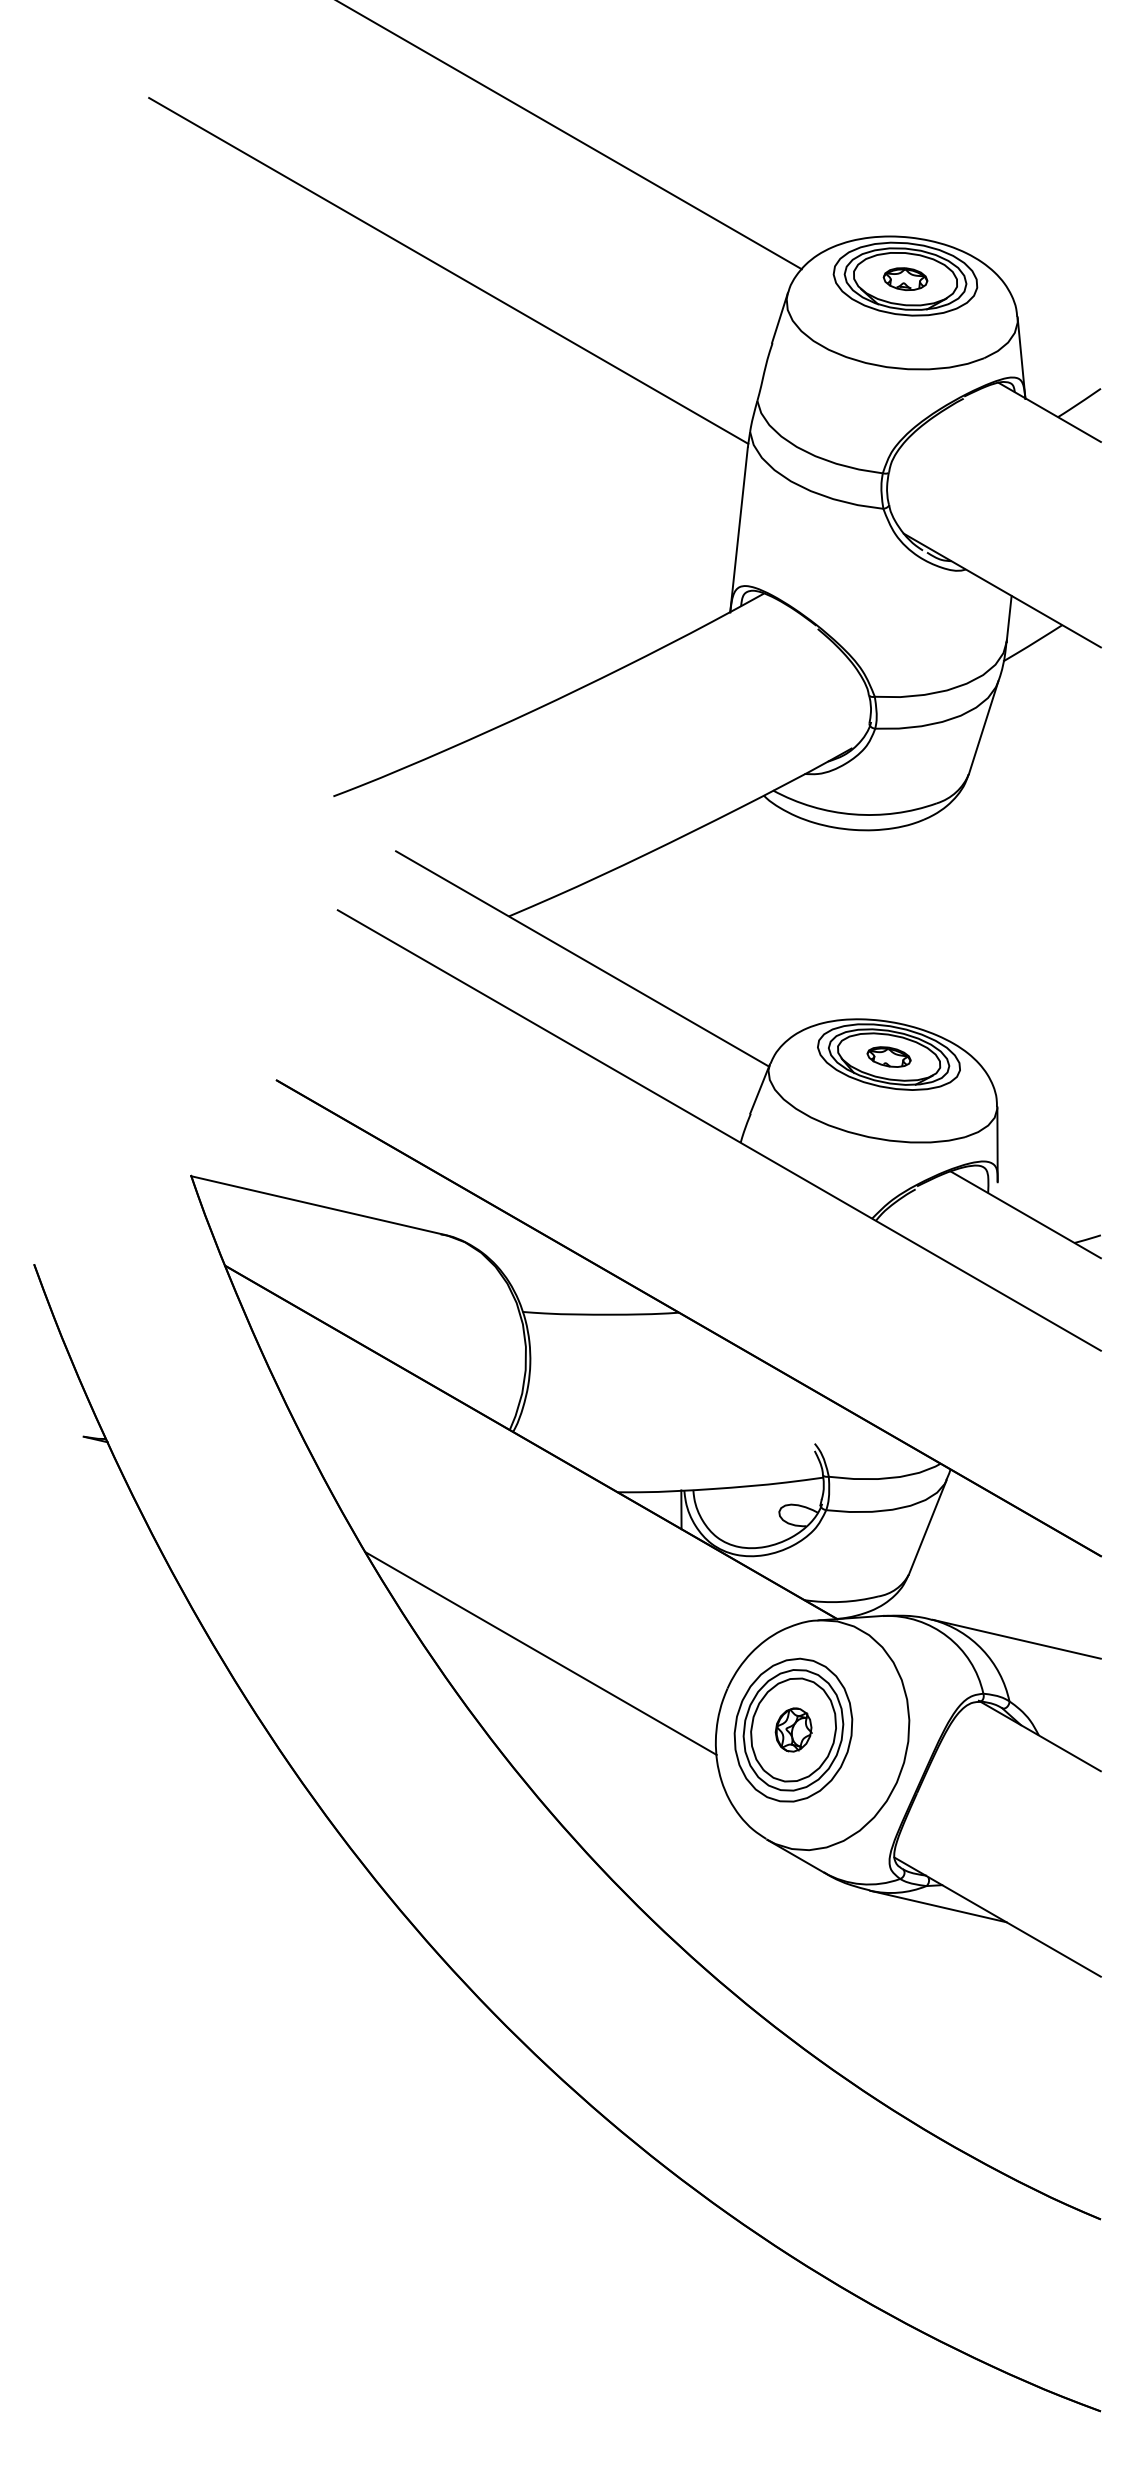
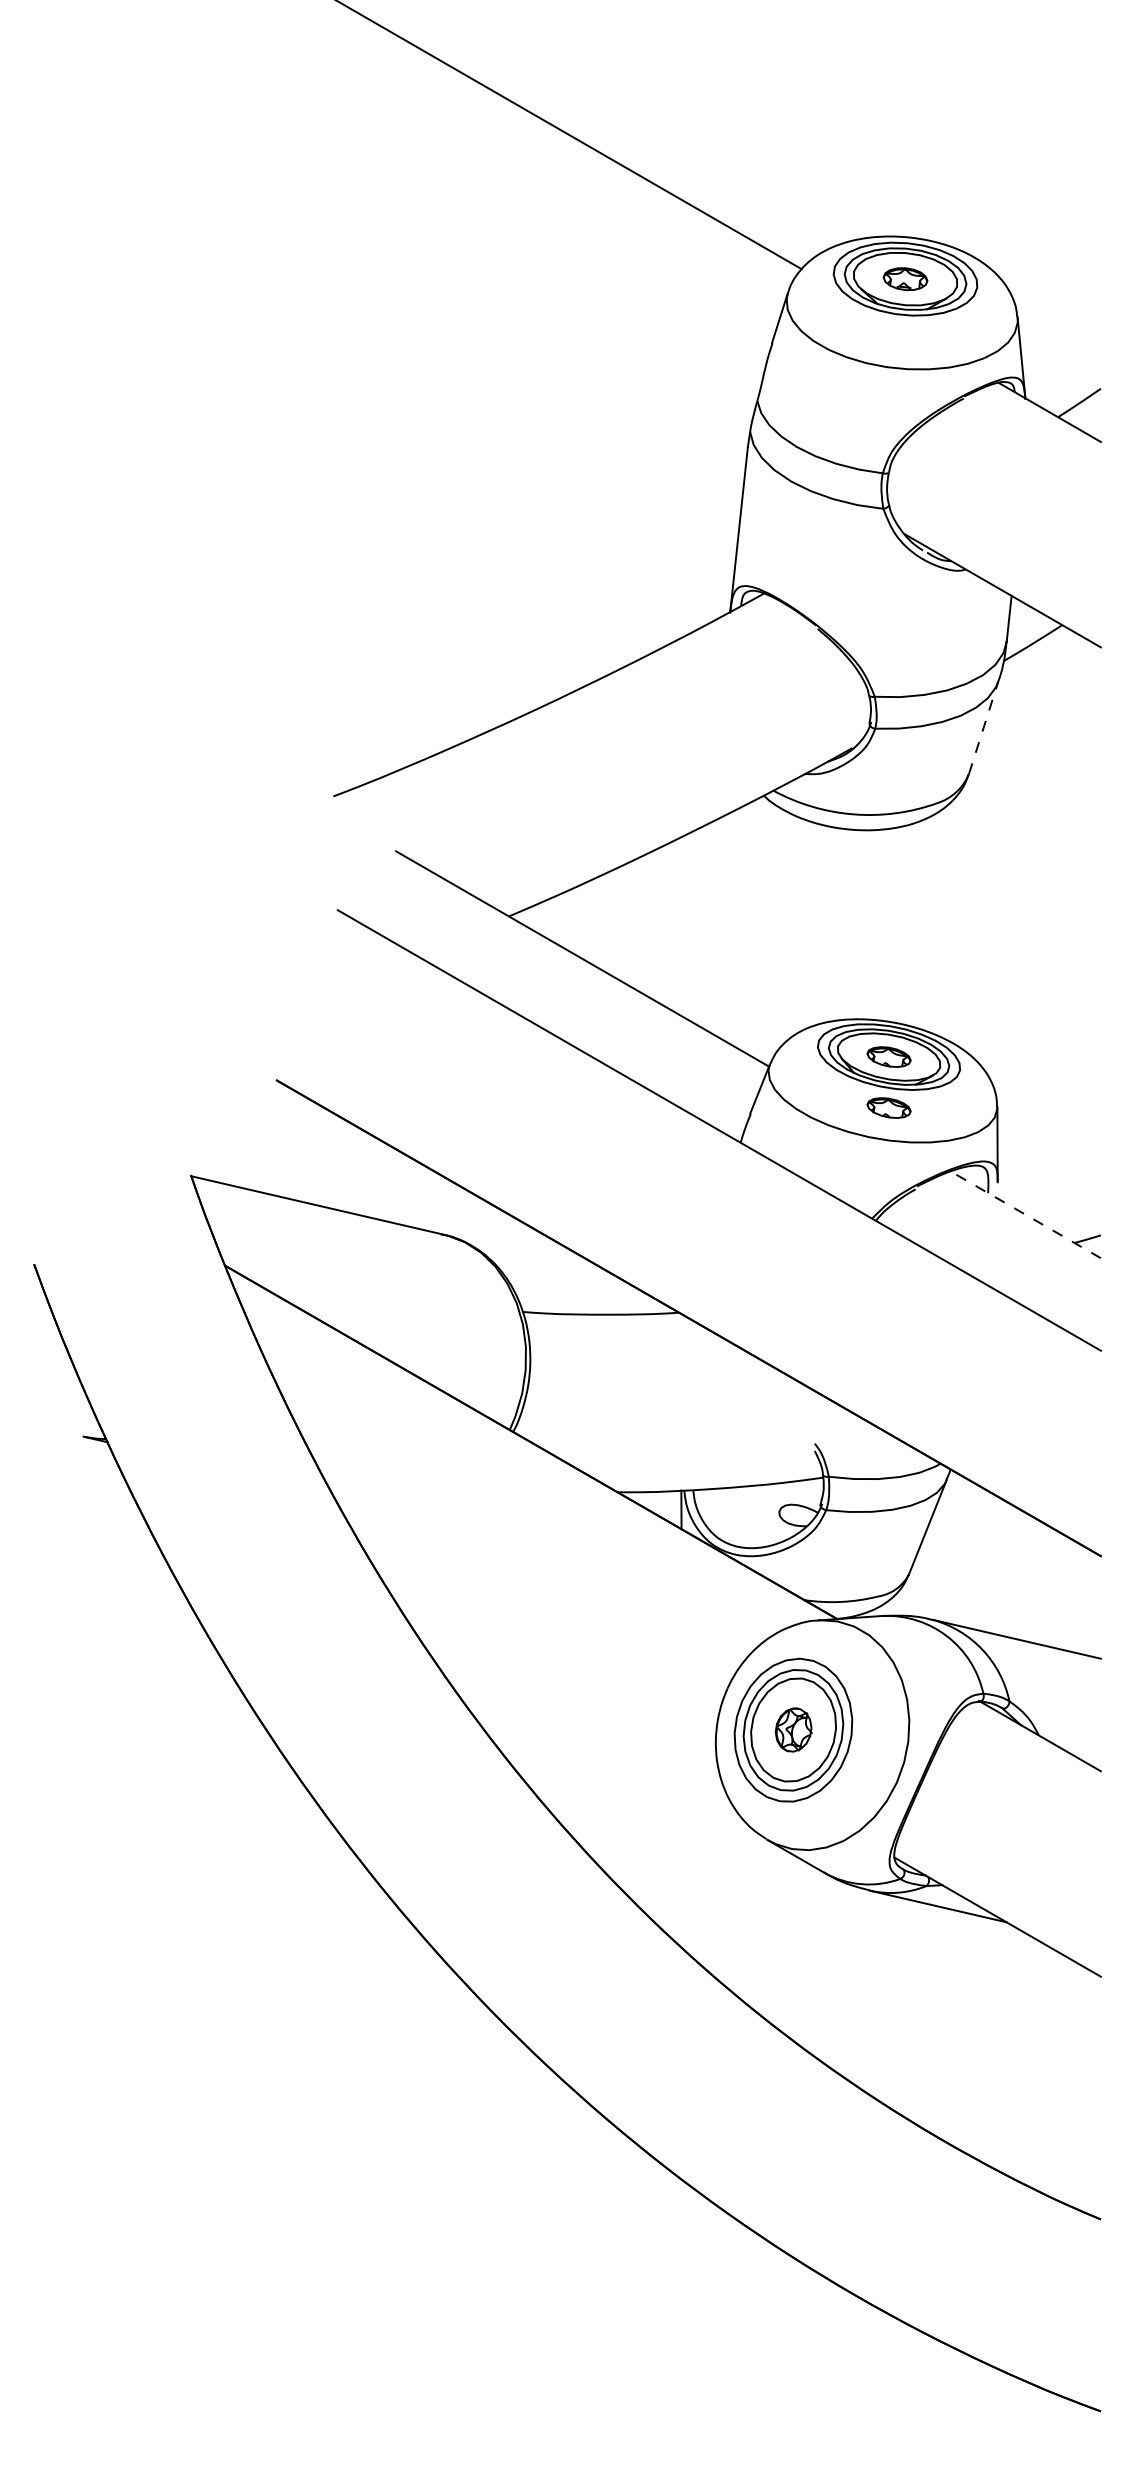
line: present -> none (448, 270)
line: solid -> dashed (983, 727)
part: none -> present (888, 1107)
line: solid -> dashed (1025, 1214)
line: present -> none (540, 1653)
